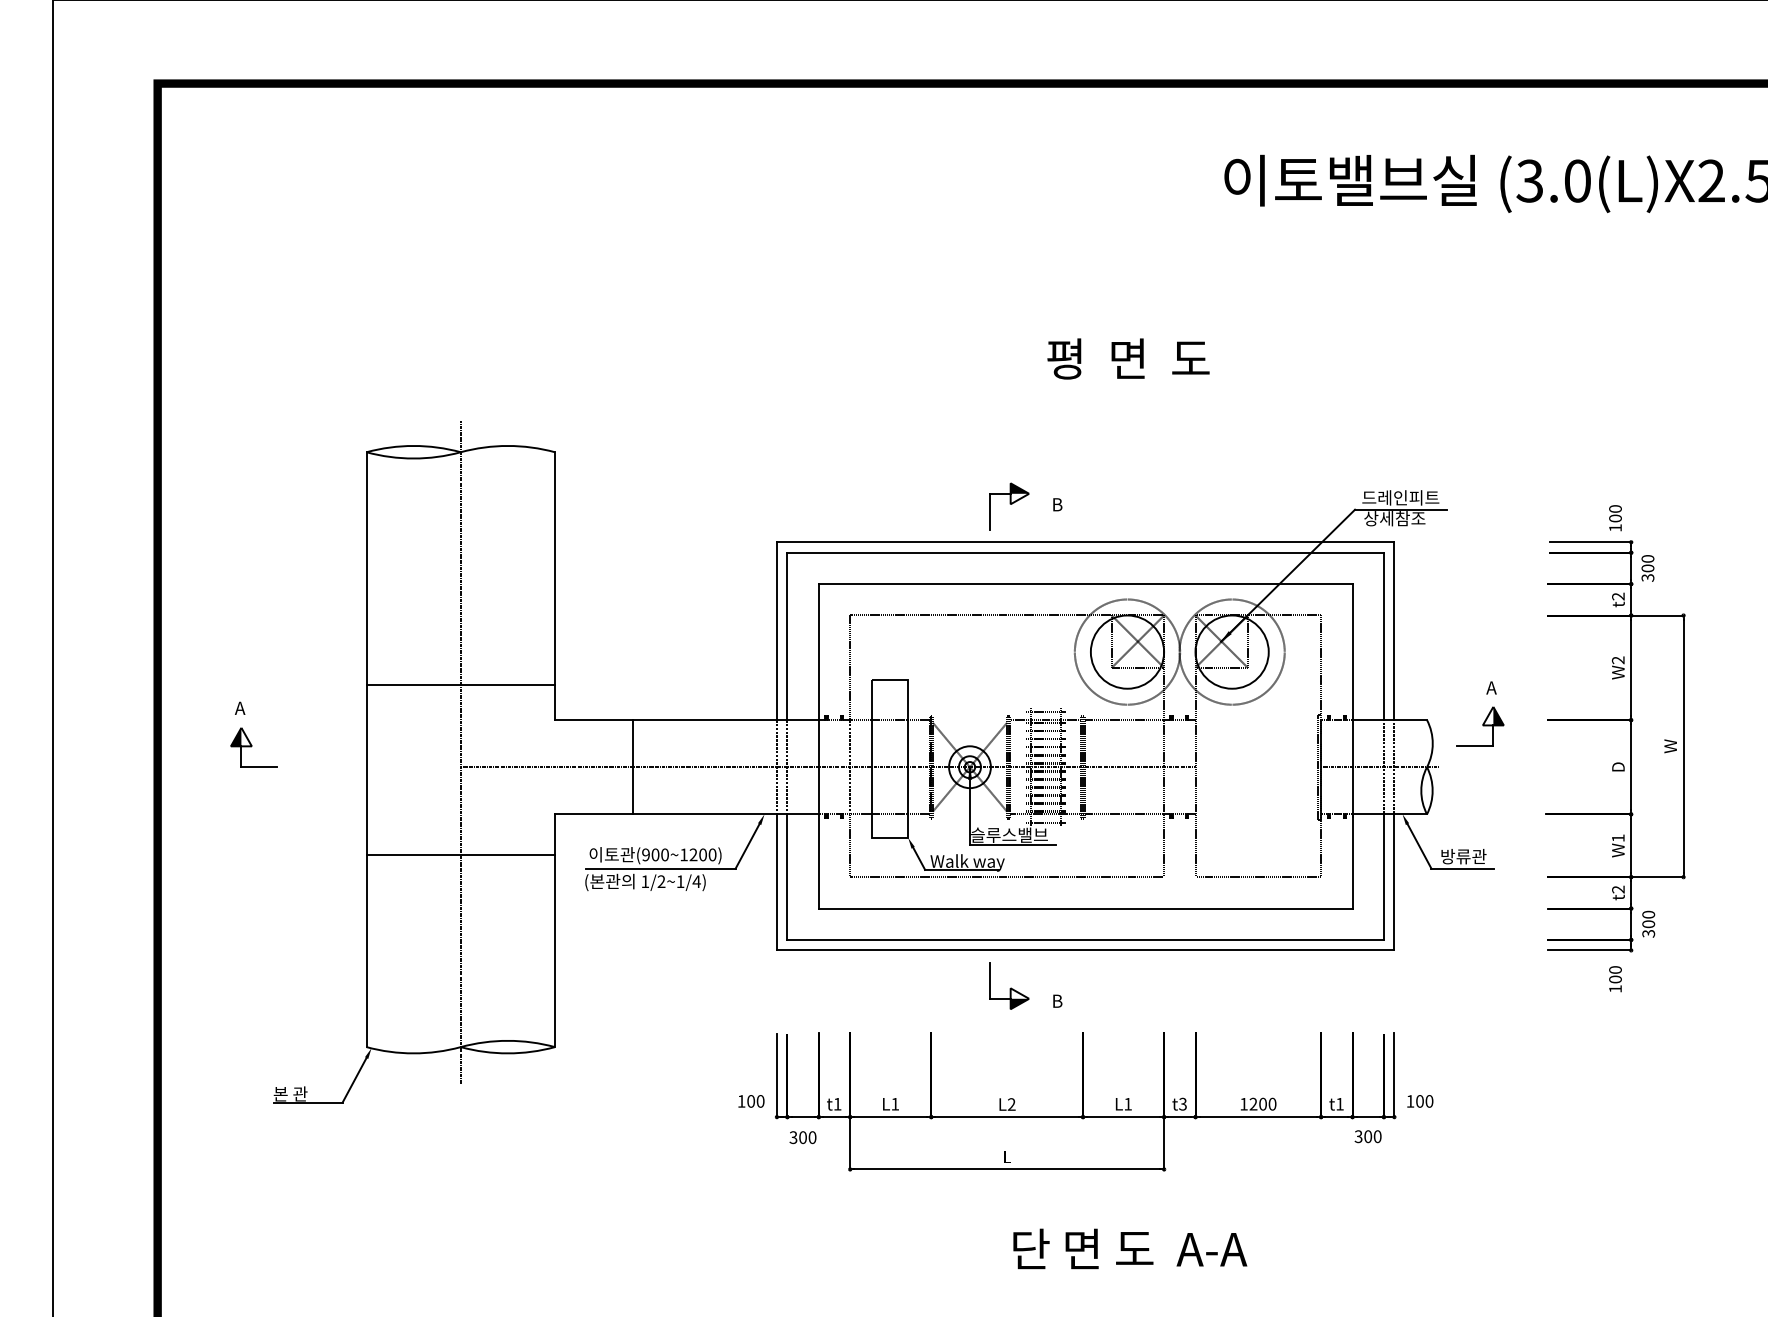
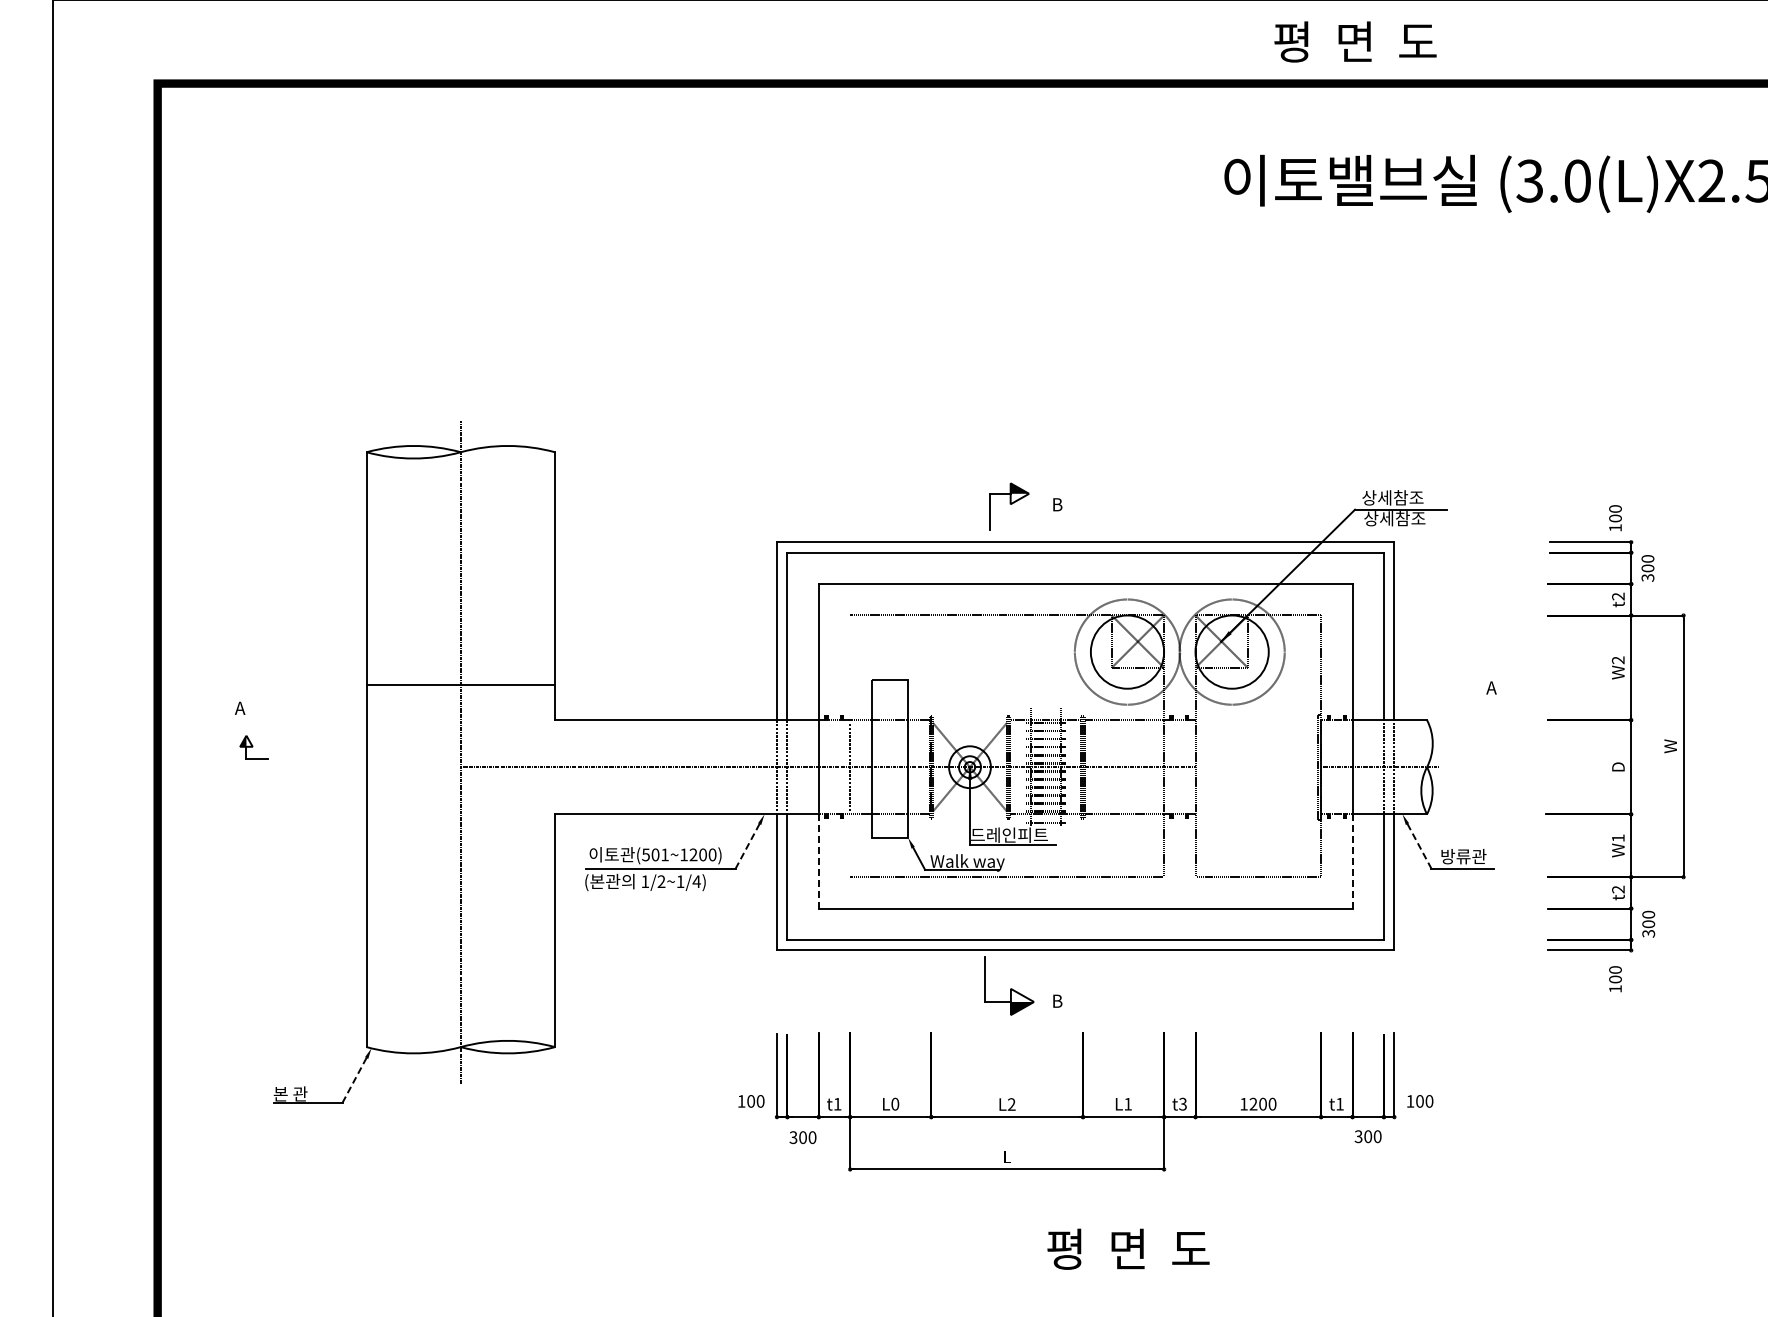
text position: (1128, 358) -> (1355, 41) (1355, 41)
text: 드레인피트 -> 상세참조 (1400, 497)
line: present -> none (850, 668)
line: present -> none (1045, 711)
part: present -> none (1480, 726)
part size: 48x41 px -> 30x25 px (253, 747)
line: present -> none (633, 767)
text: 슬루스밸브 -> 드레인피트 (1008, 834)
line: present -> none (850, 844)
line: solid -> dashed (747, 846)
line: solid -> dashed (1419, 846)
line: present -> none (460, 854)
text: (900~1200) -> (501~1200) (655, 854)
line: solid -> dashed (818, 860)
line: solid -> dashed (1352, 860)
part size: 41x48 px -> 51x60 px (1009, 985)
line: solid -> dashed (354, 1080)
text: L1 -> L0 (895, 1103)
text: 단 면 도  A-A -> 평  면  도 (1130, 1248)
